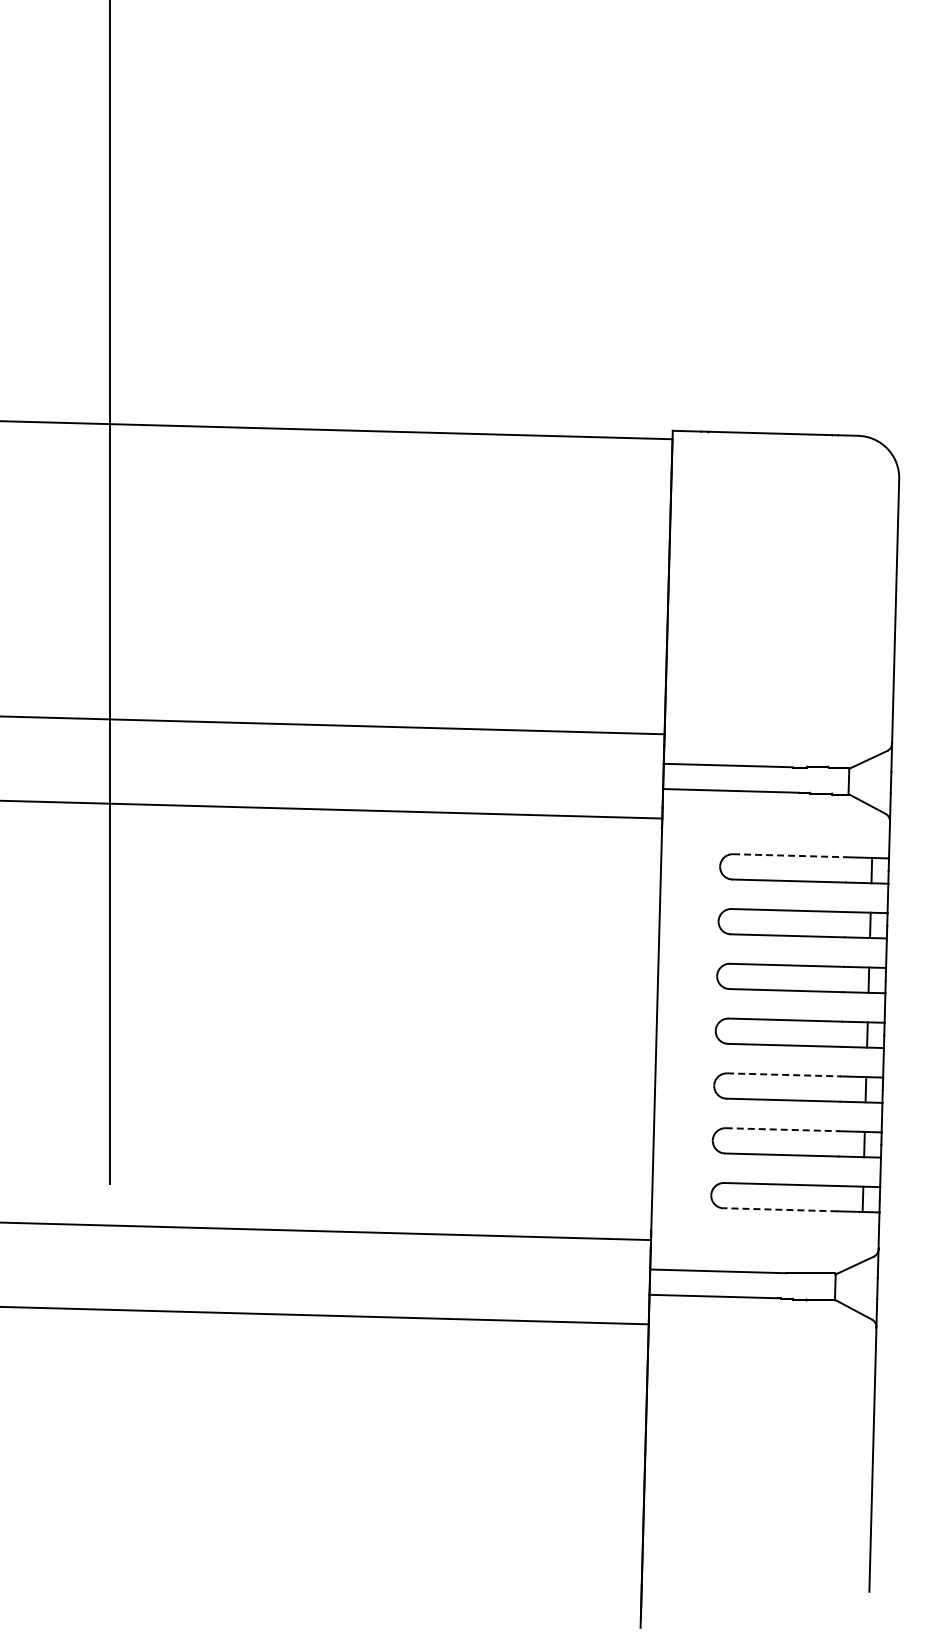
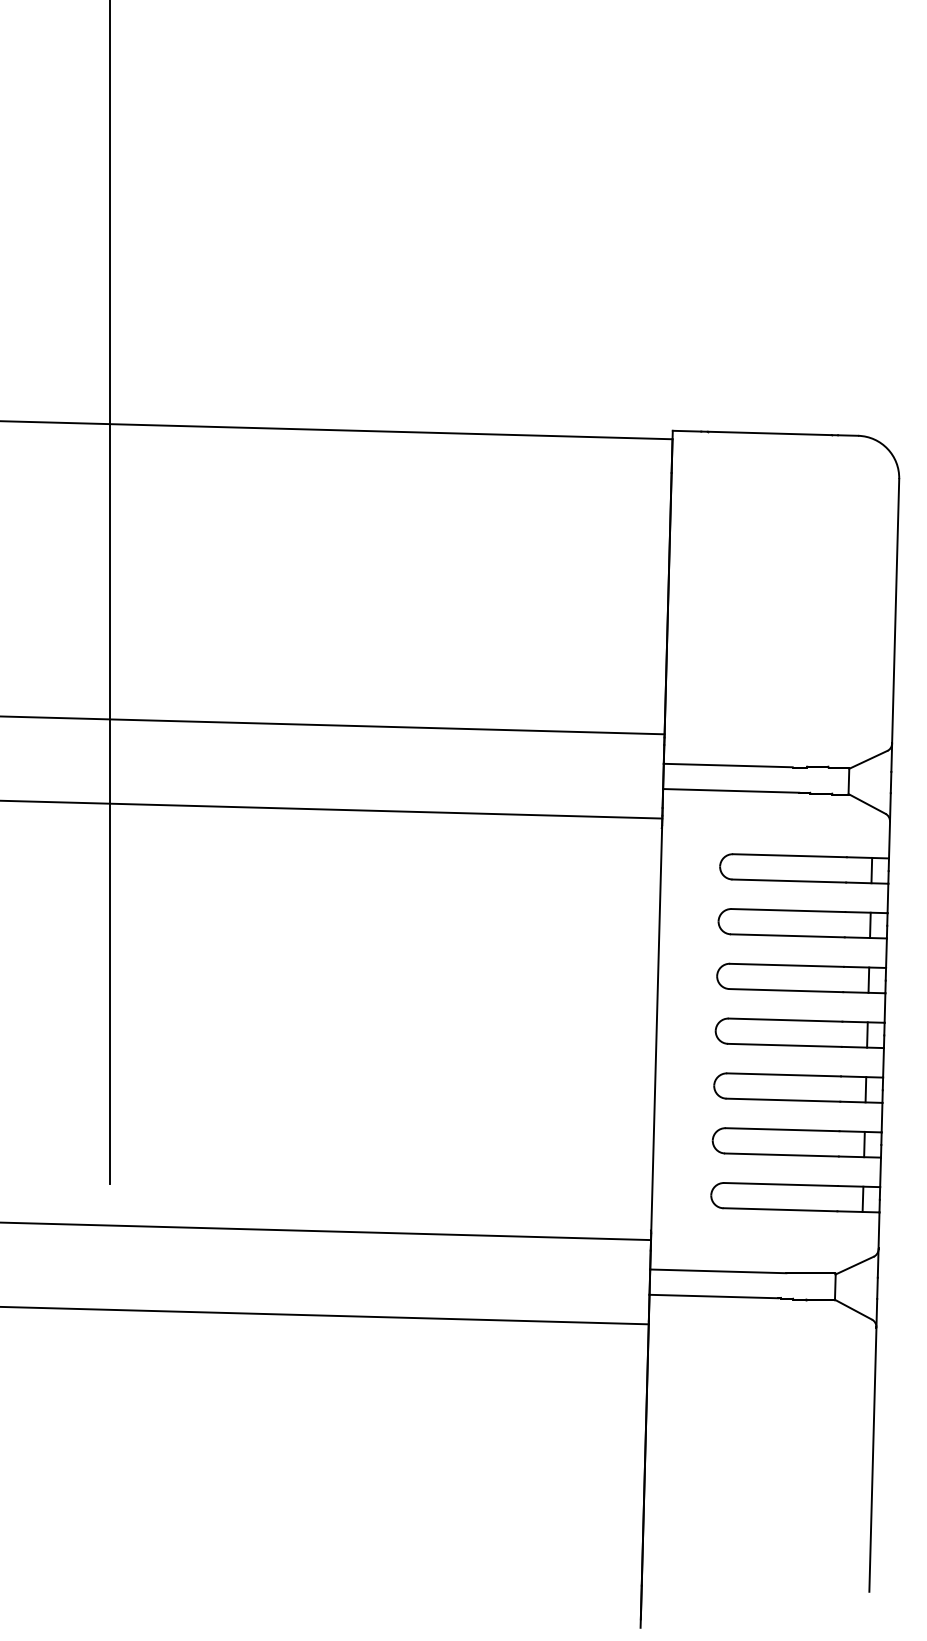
line: dashed -> solid (789, 855)
line: dashed -> solid (784, 1074)
line: dashed -> solid (782, 1129)
line: dashed -> solid (780, 1209)
